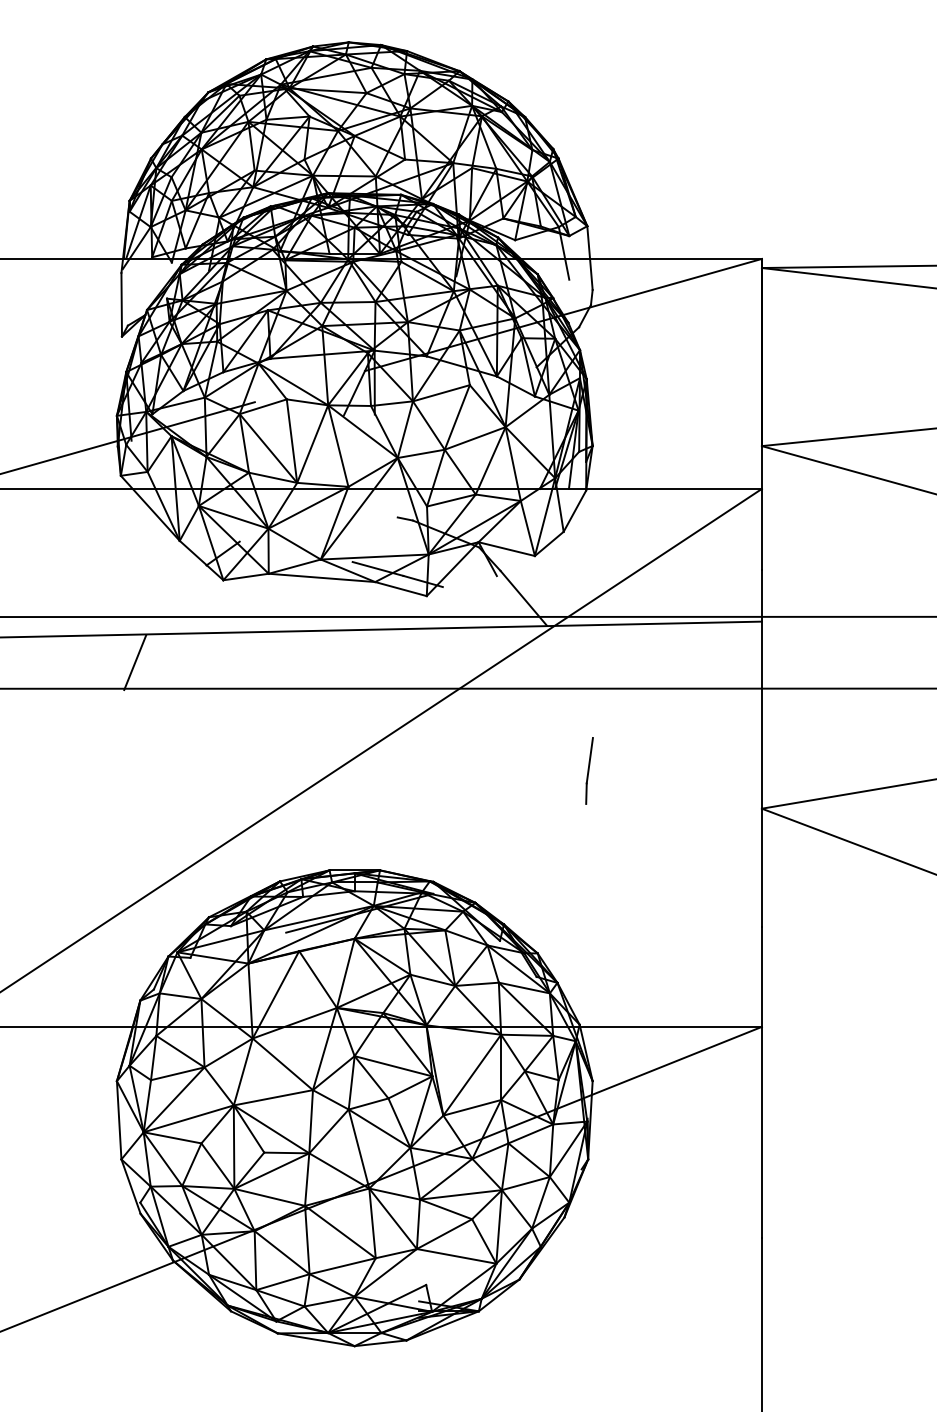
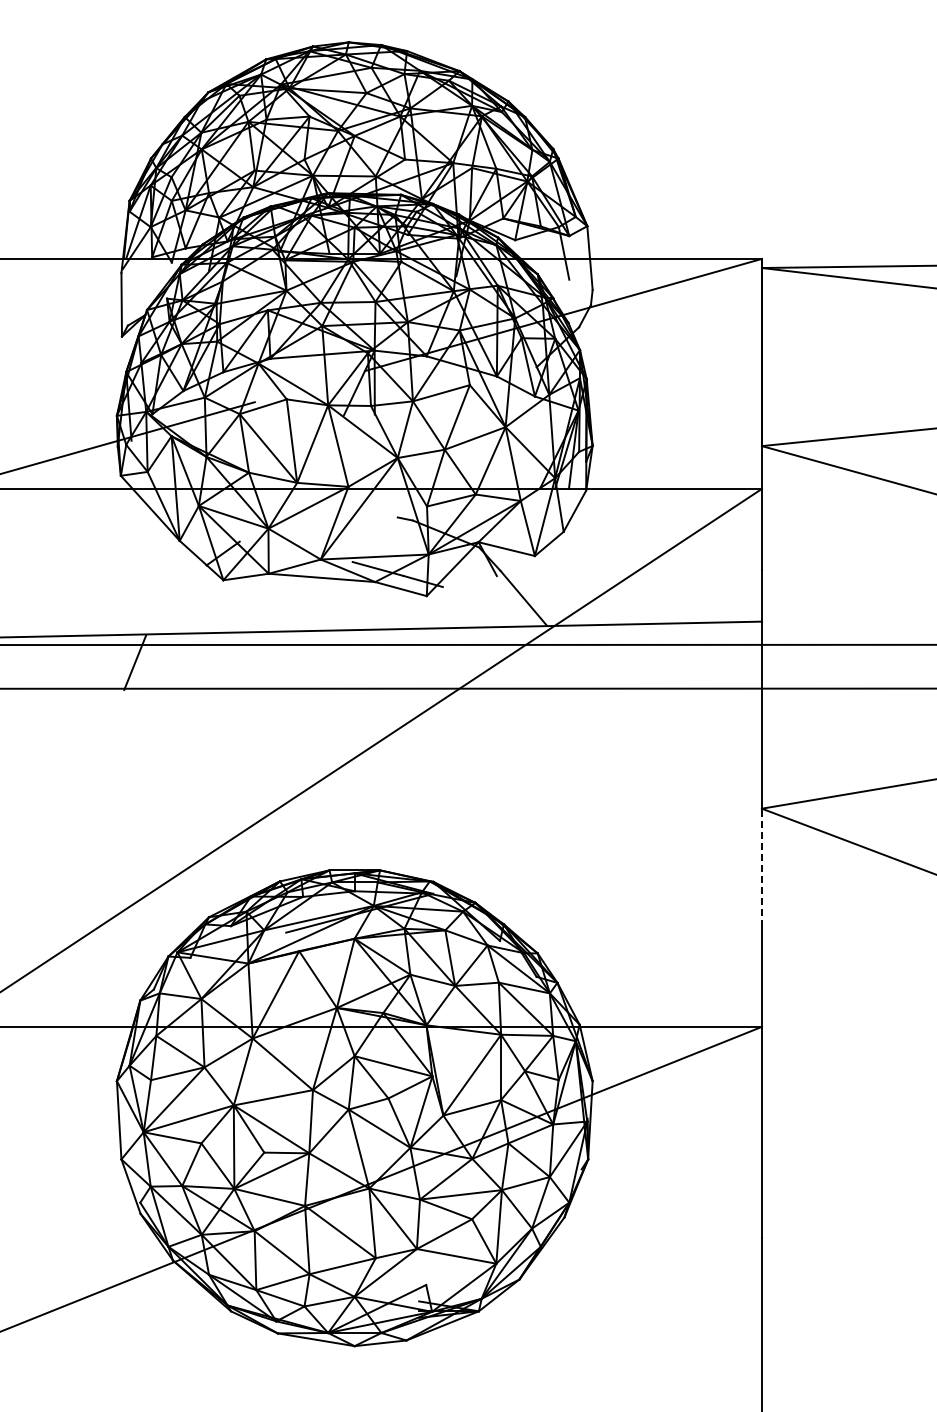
line position: (467, 616) -> (467, 644) (467, 644)
part: present -> none (589, 770)
line: solid -> dashed (761, 867)
